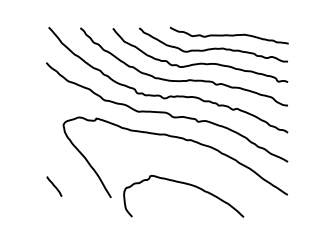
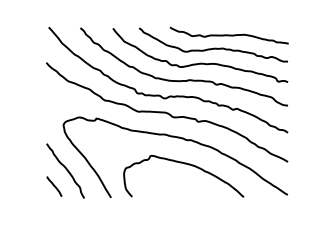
curve: none -> present (65, 169)
curve position: (184, 184) -> (184, 164) (184, 164)
